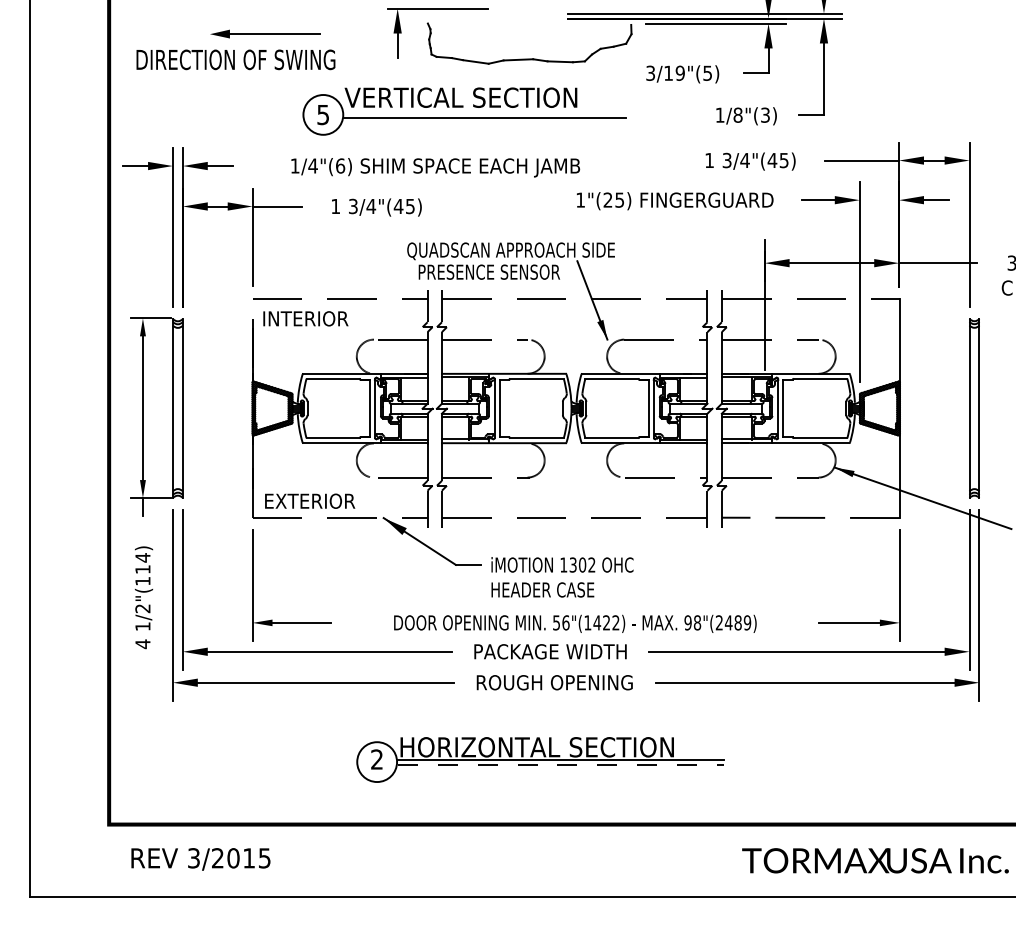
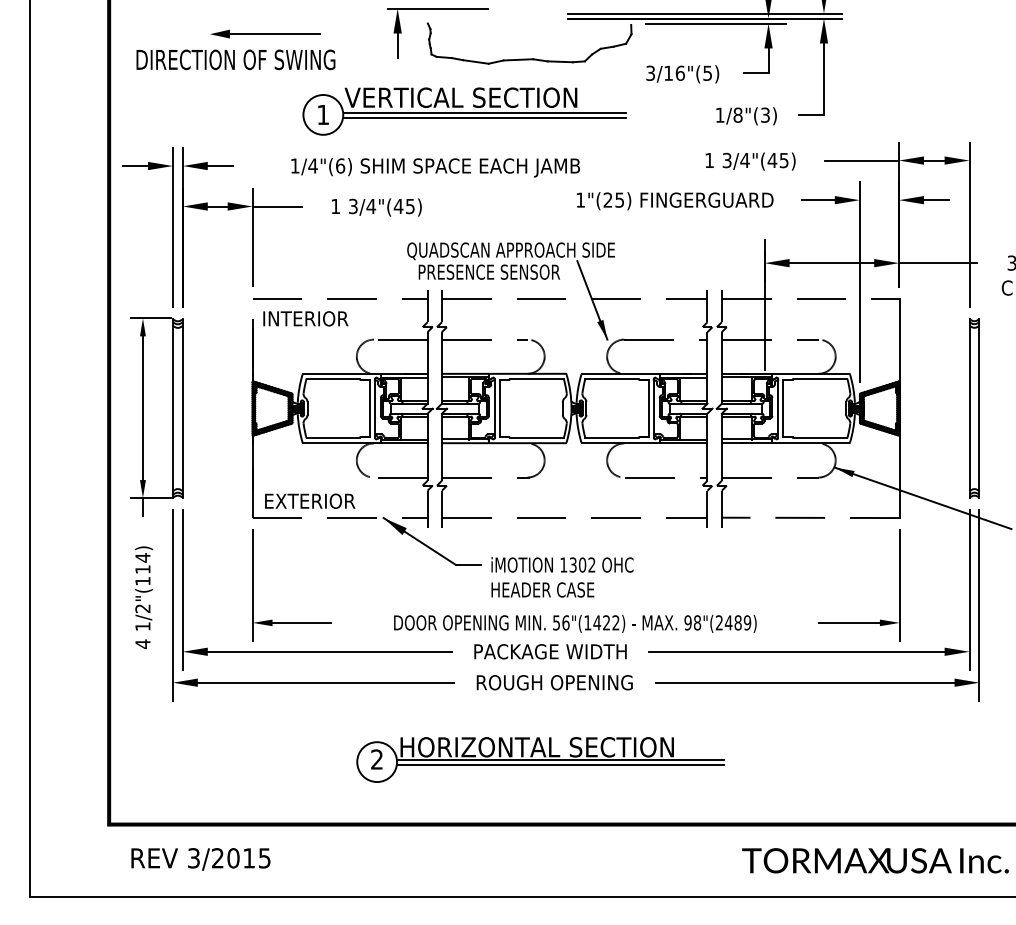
text: 3/19"(5) -> 3/16"(5) (679, 72)
line: none -> present (484, 112)
text: 5 -> 1 (322, 115)
line: dashed -> solid (561, 765)
